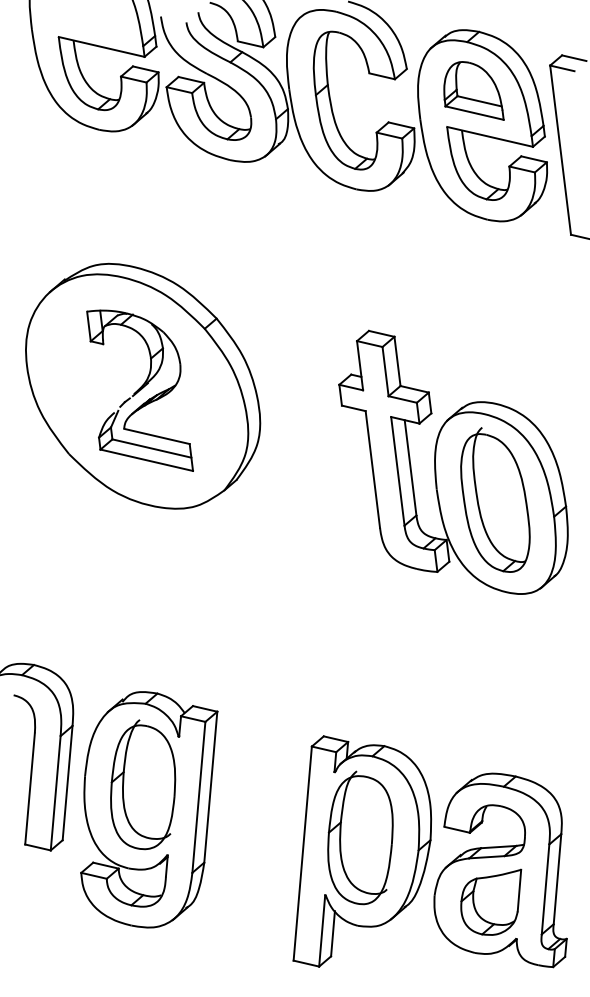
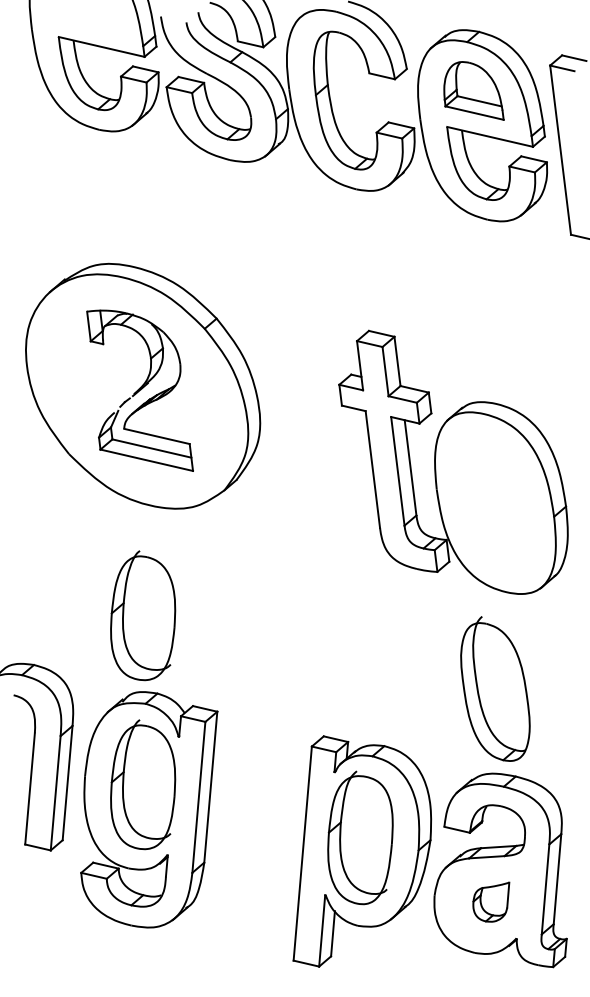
part position: (495, 499) -> (495, 688) (495, 688)
part: none -> present (143, 615)
part size: 63x68 px -> 39x42 px (491, 901)
